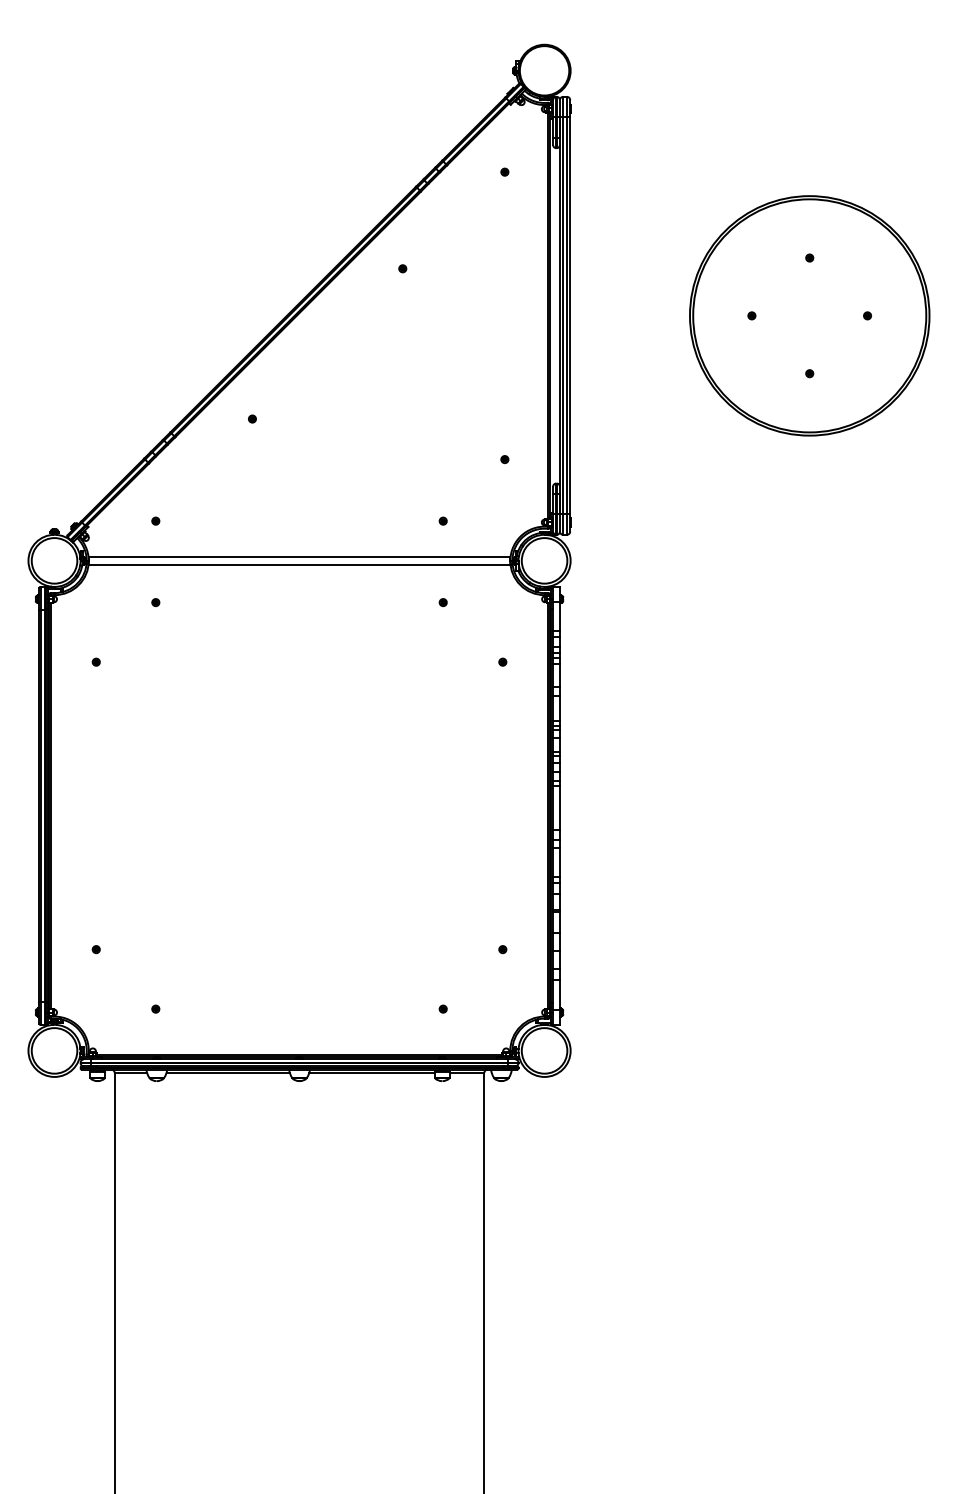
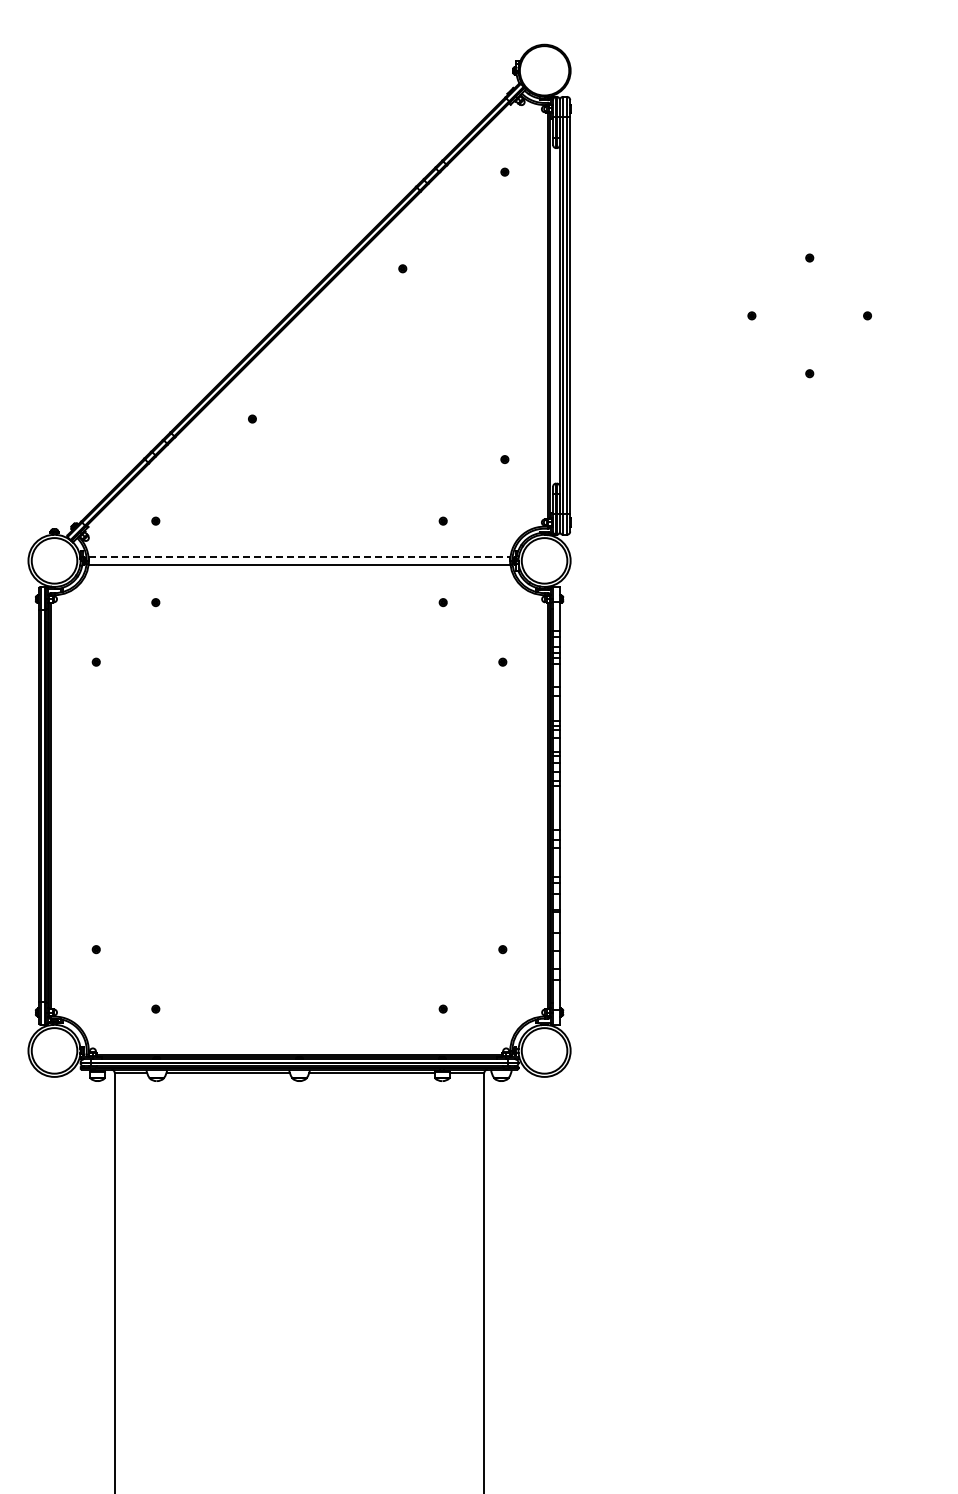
part: present -> none (809, 315)
line: solid -> dashed (299, 557)
